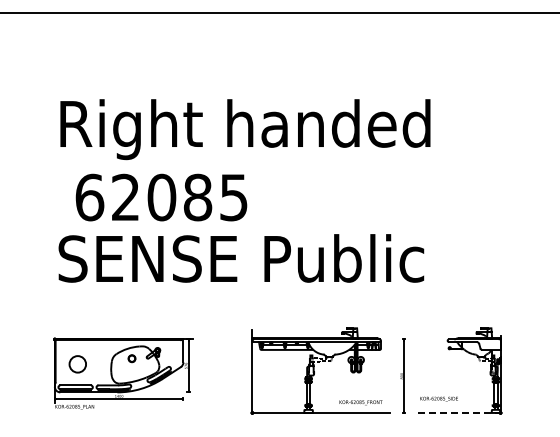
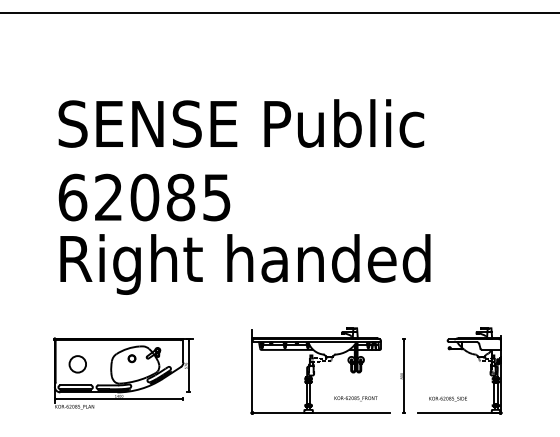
text: Right handed -> SENSE Public (244, 129)
text position: (161, 197) -> (144, 197) (144, 197)
text: SENSE Public -> Right handed (244, 264)
text position: (438, 398) -> (447, 398) (447, 398)
text position: (360, 402) -> (355, 398) (355, 398)
line: dashed -> solid (459, 412)
